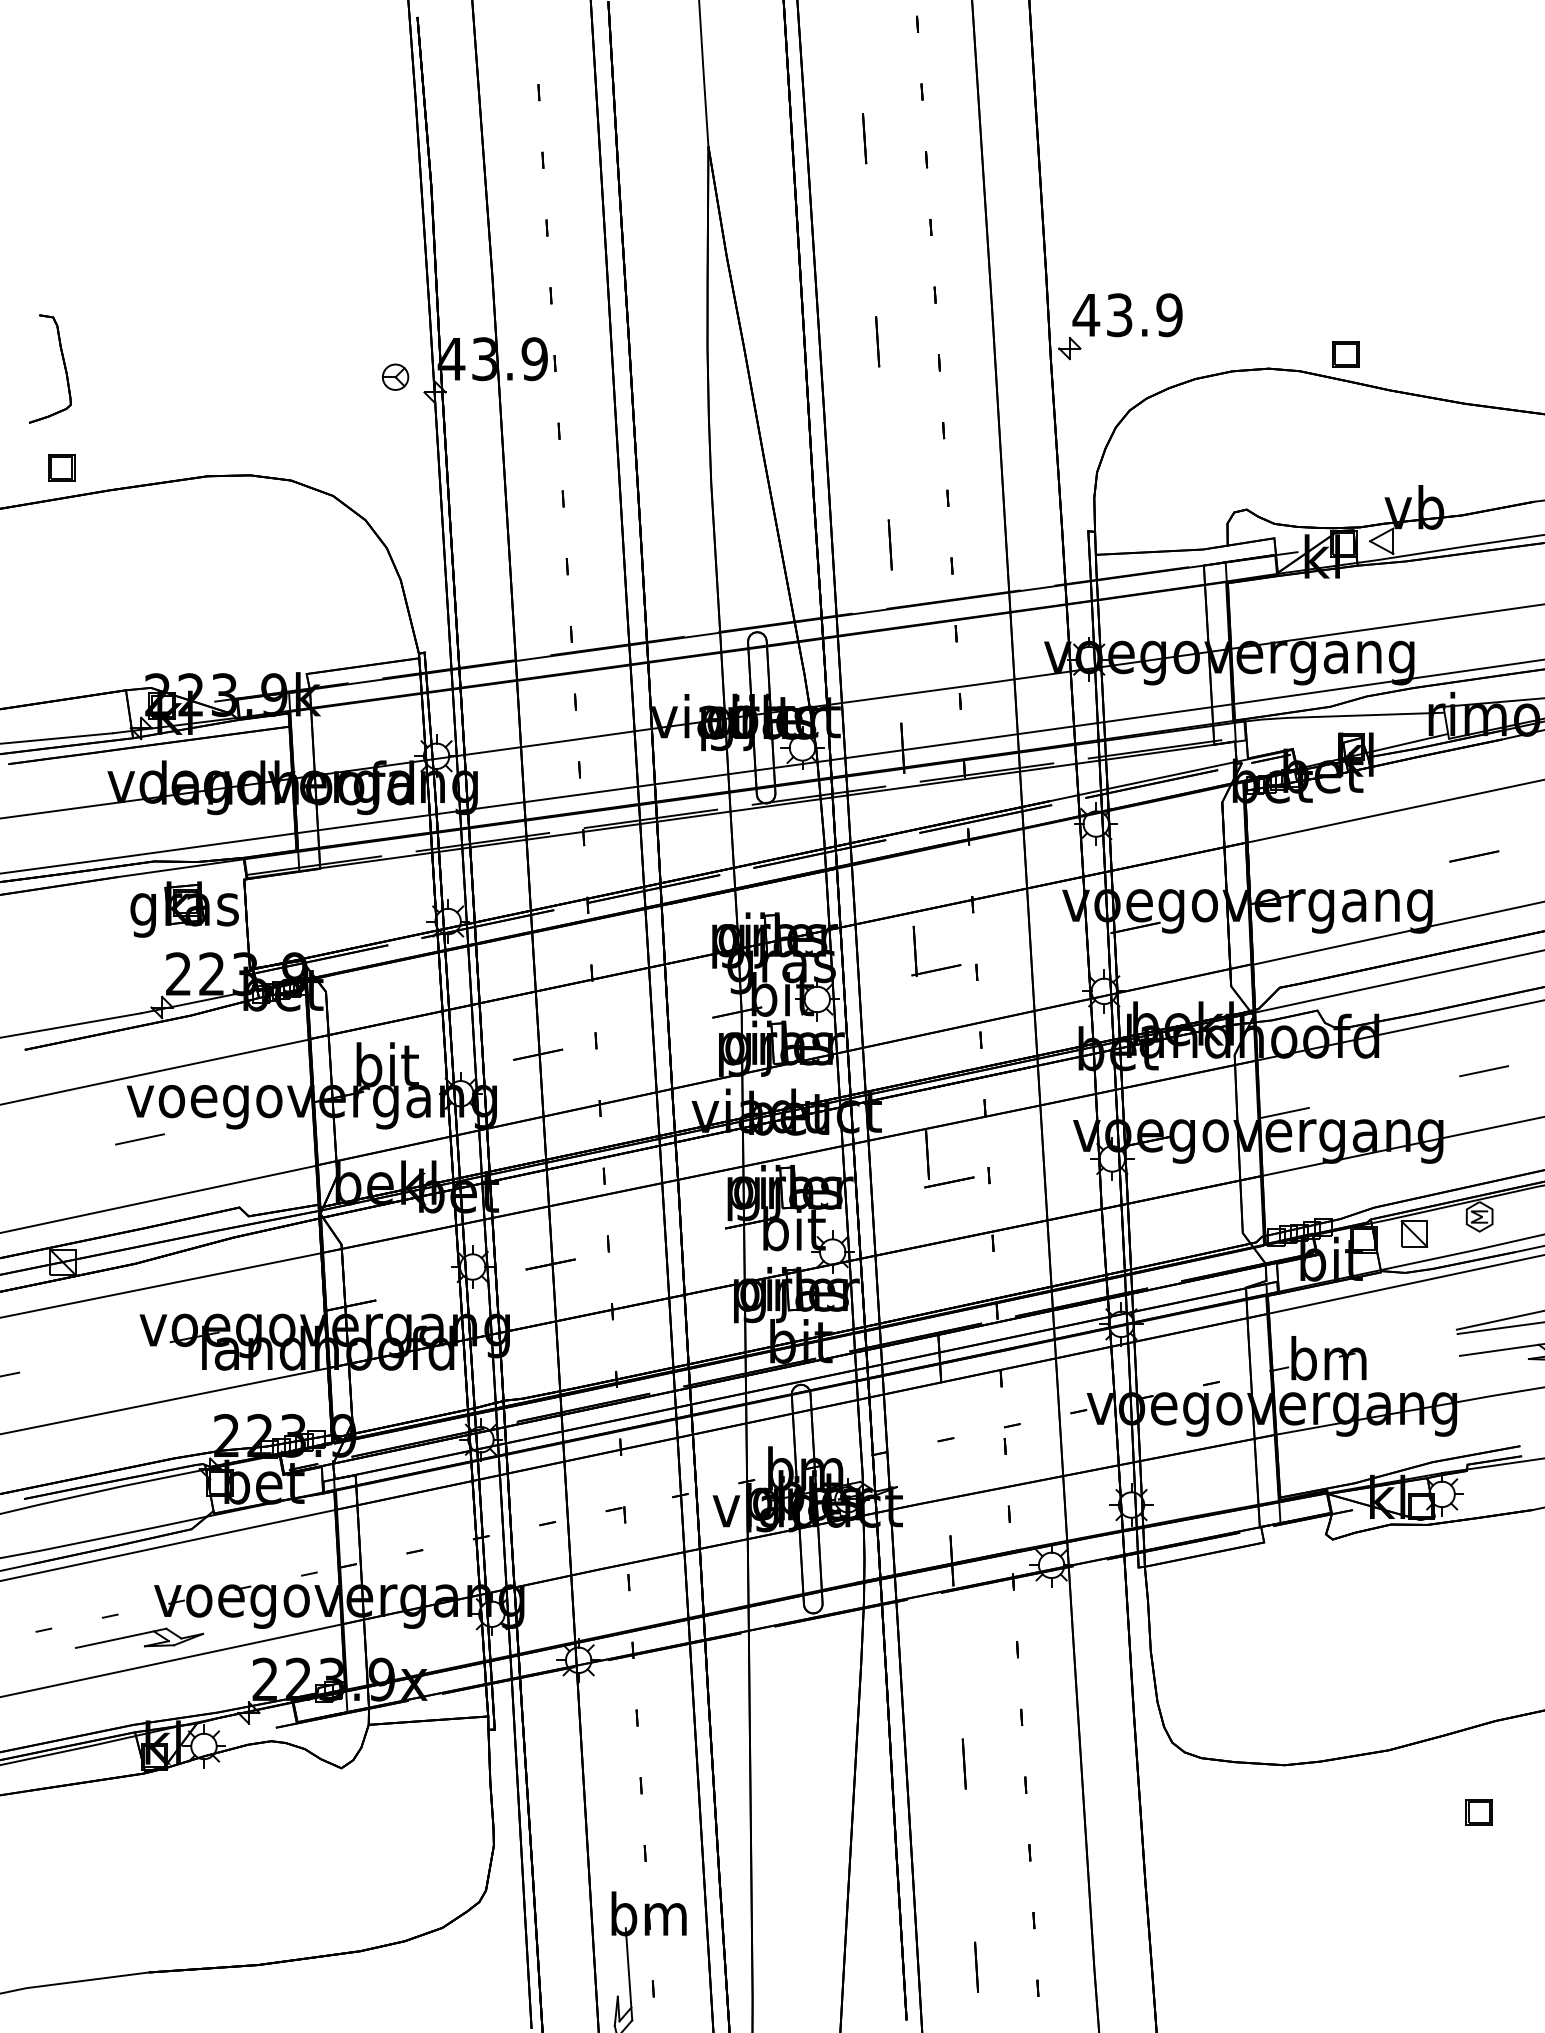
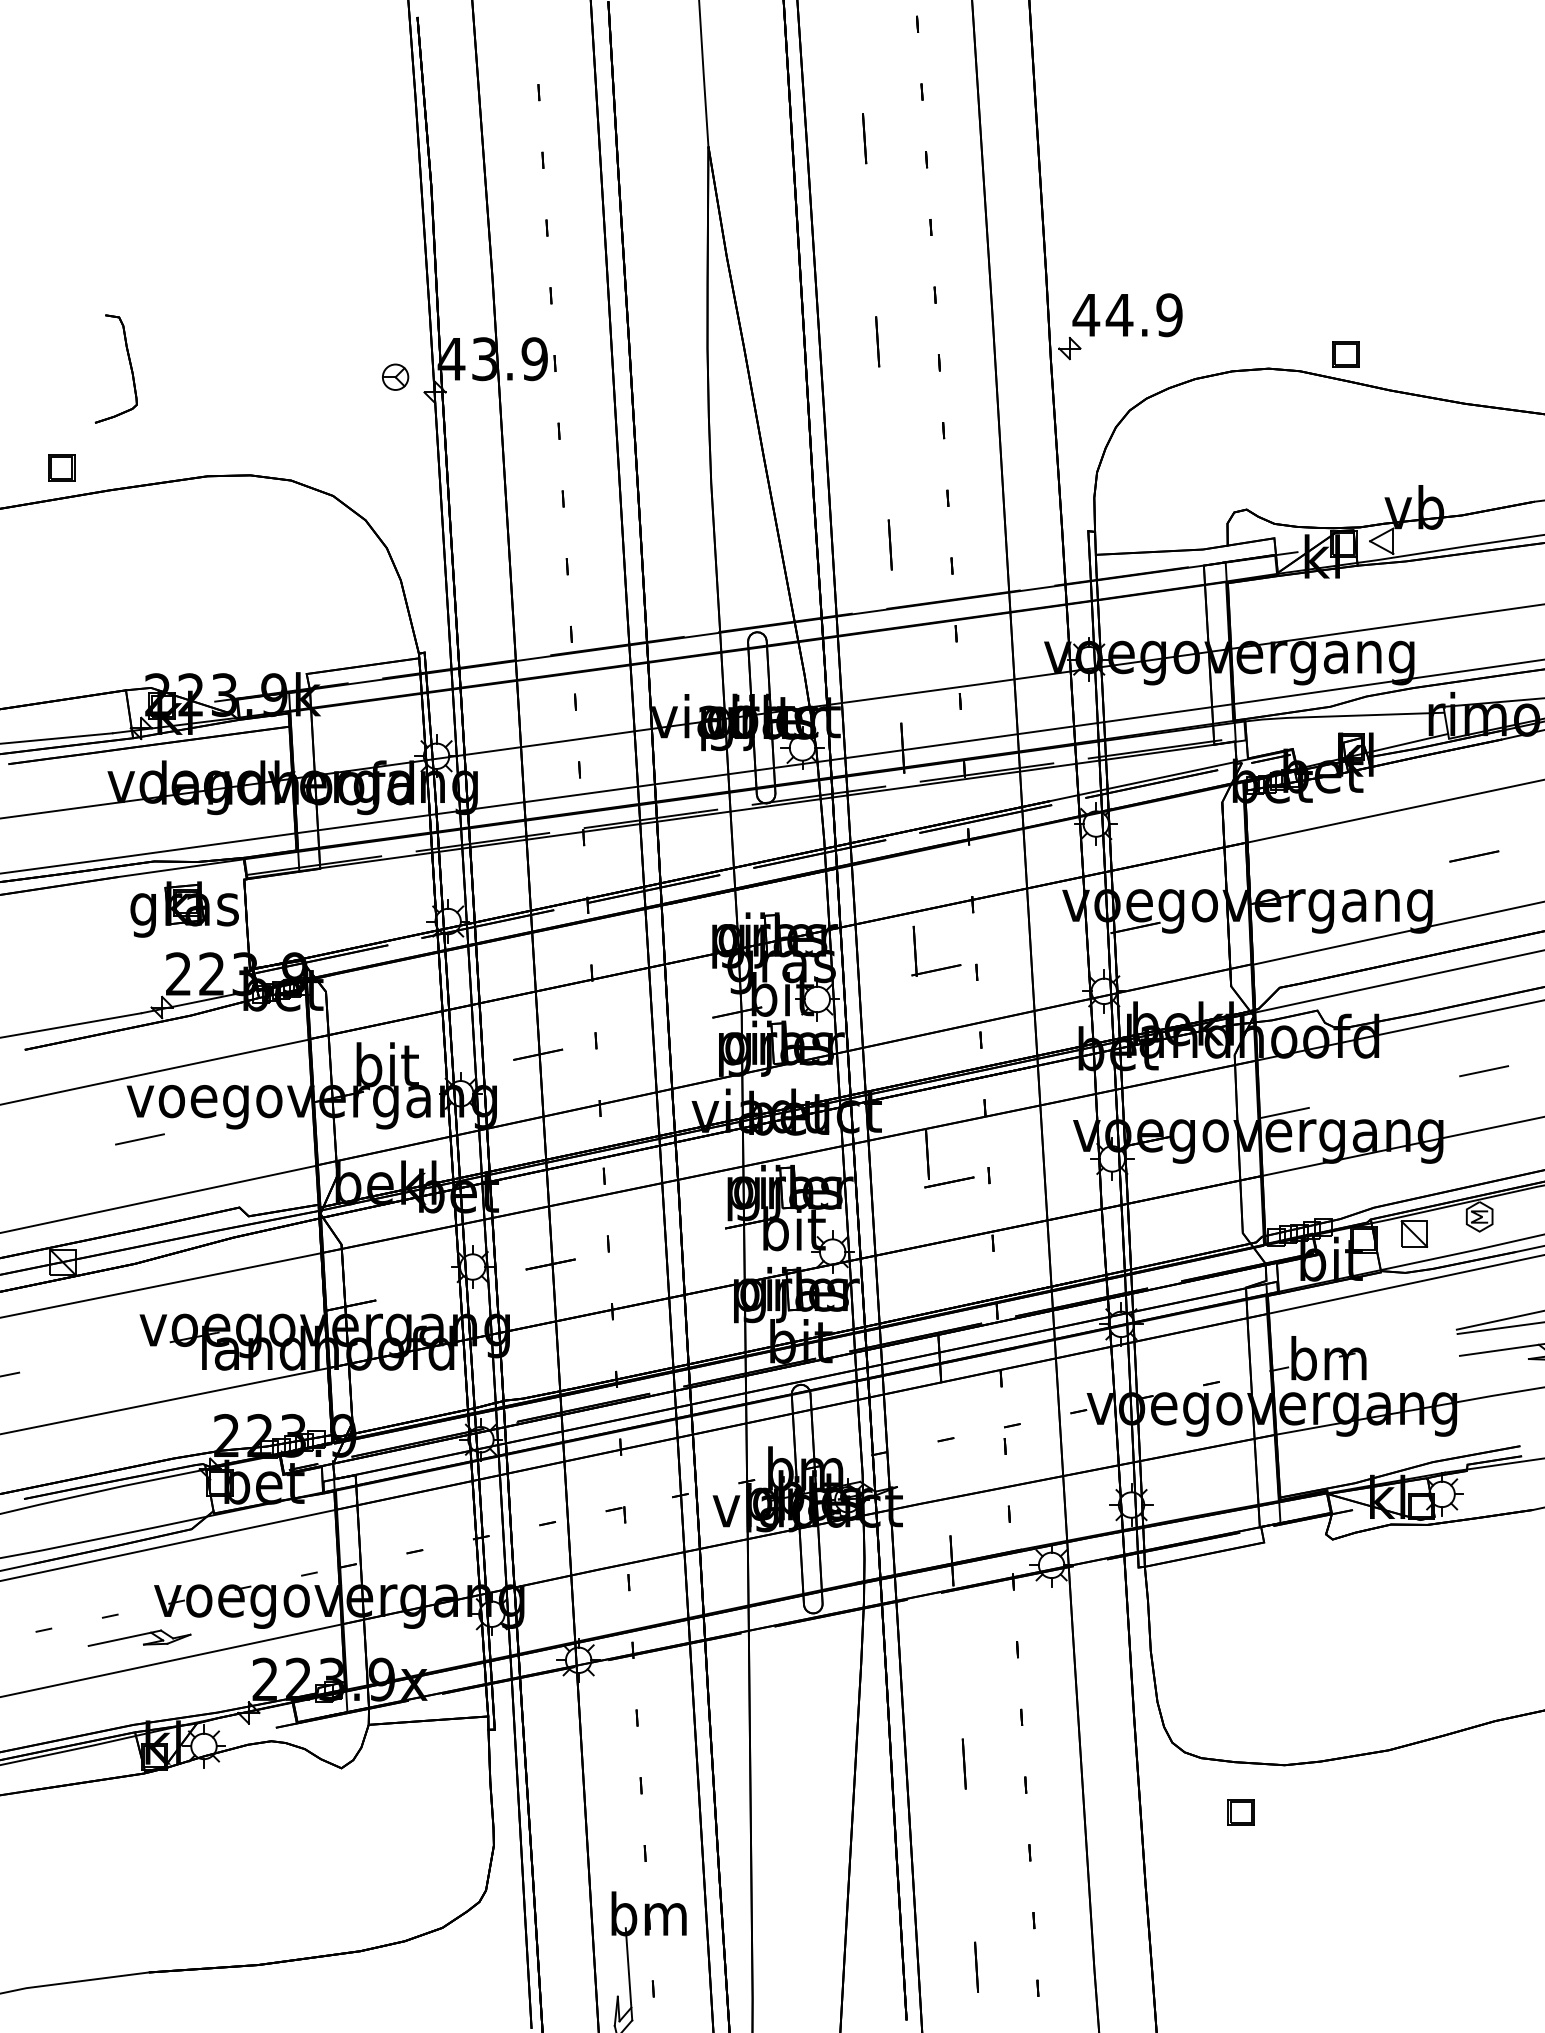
text: 43.9 -> 44.9 (1119, 315)
part position: (63, 365) -> (129, 365) (129, 365)
part size: 130x22 px -> 105x18 px (139, 1637)
part position: (1478, 1812) -> (1240, 1812) (1240, 1812)
